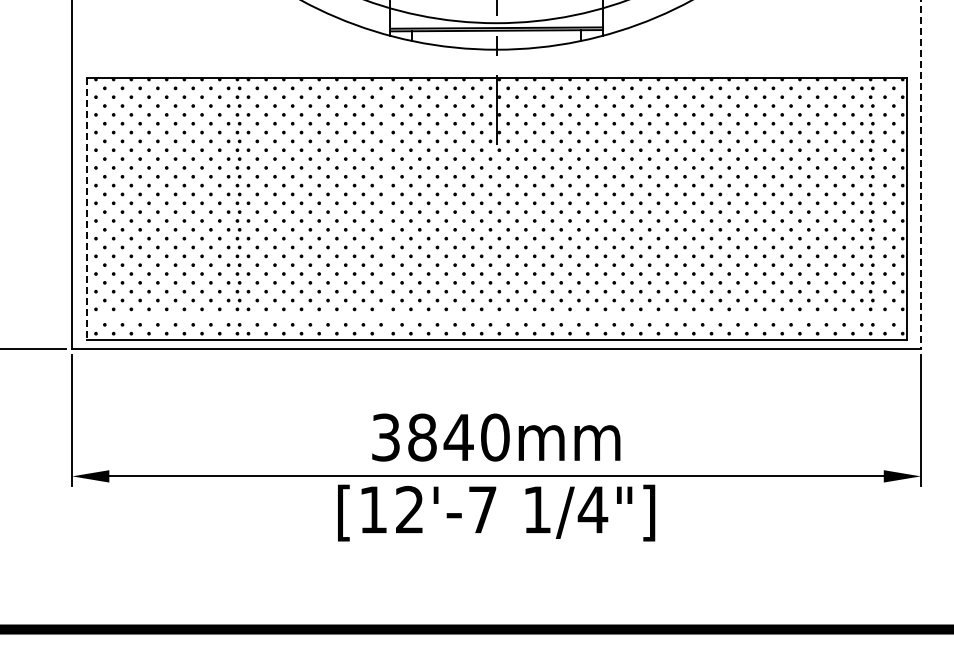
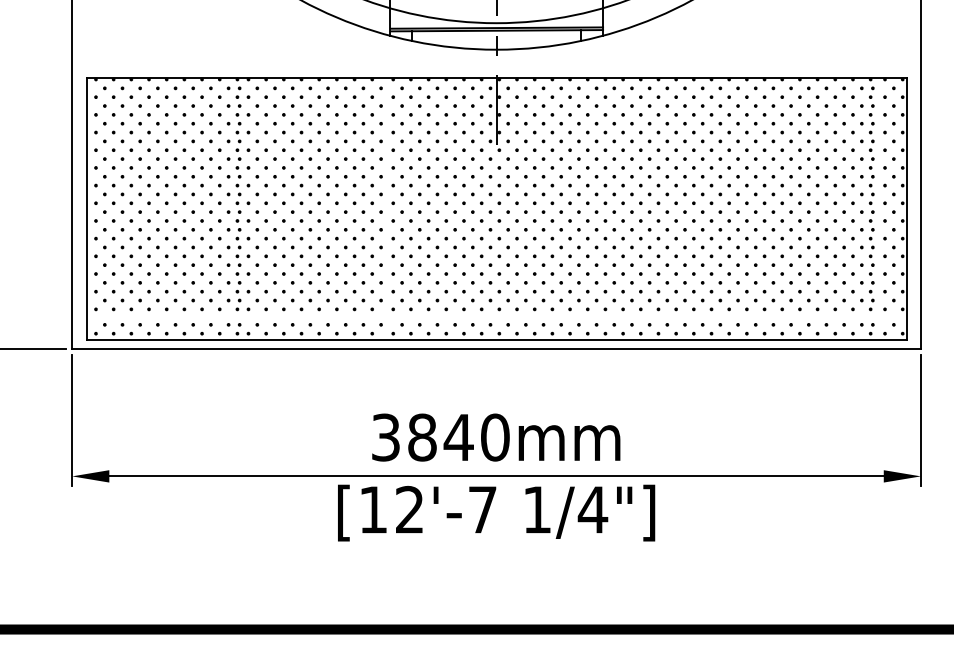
line: dashed -> solid (920, 175)
line: dashed -> solid (86, 209)
